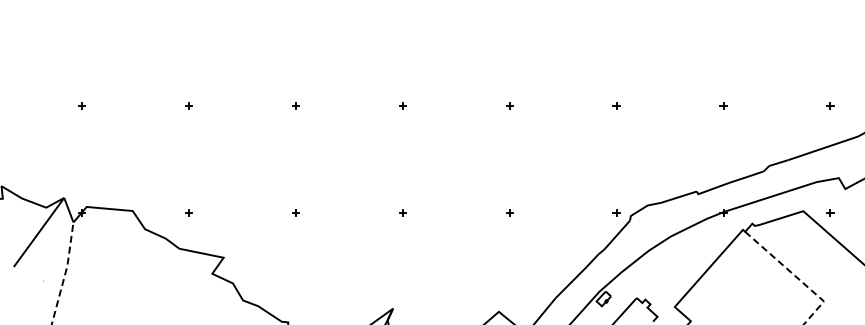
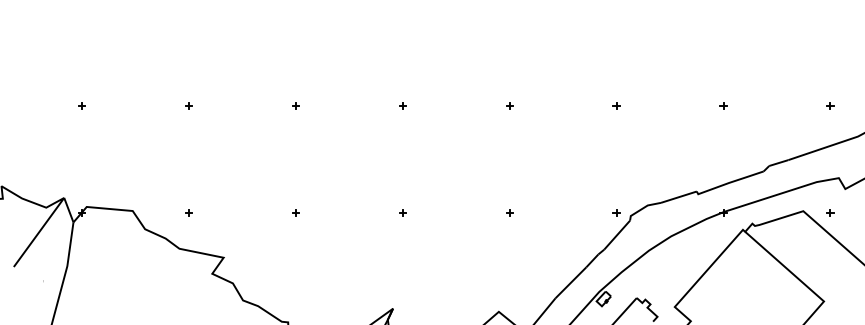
line: dashed -> solid (65, 272)
line: dashed -> solid (796, 277)
